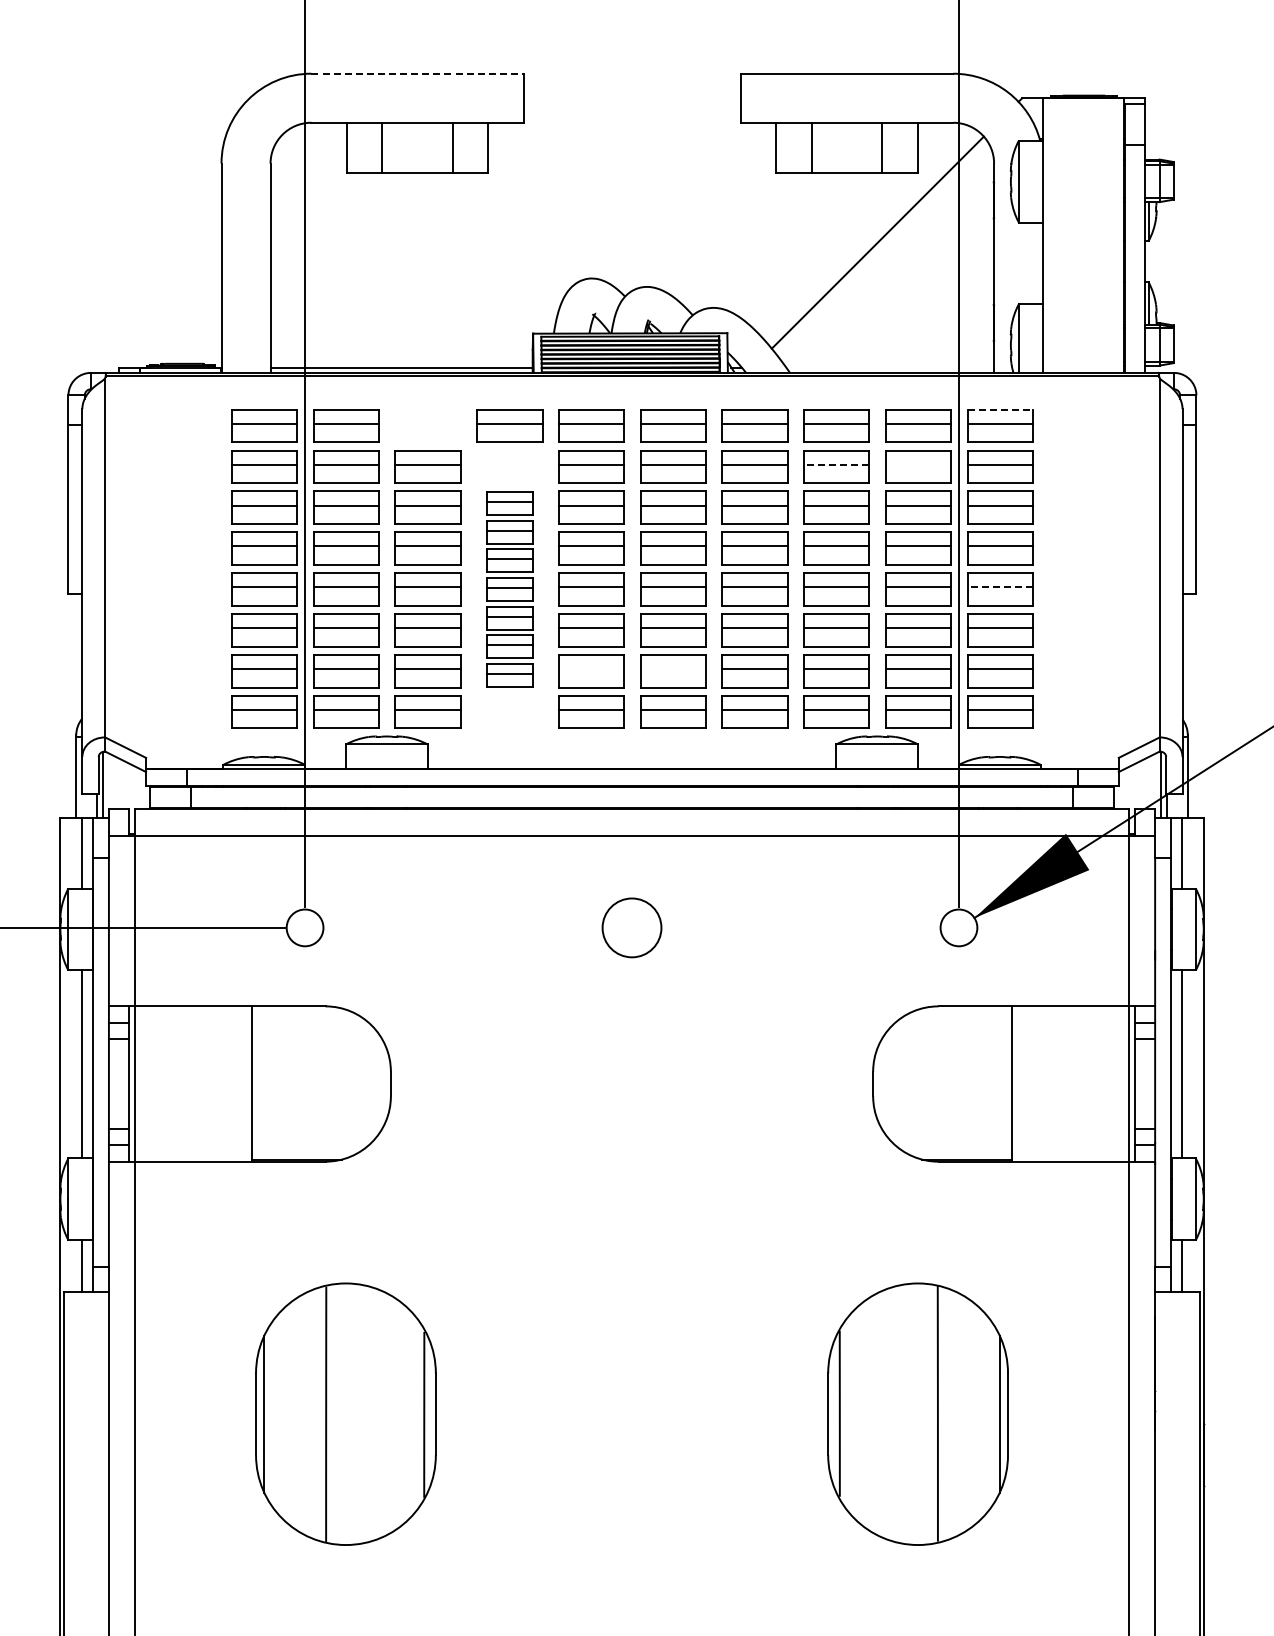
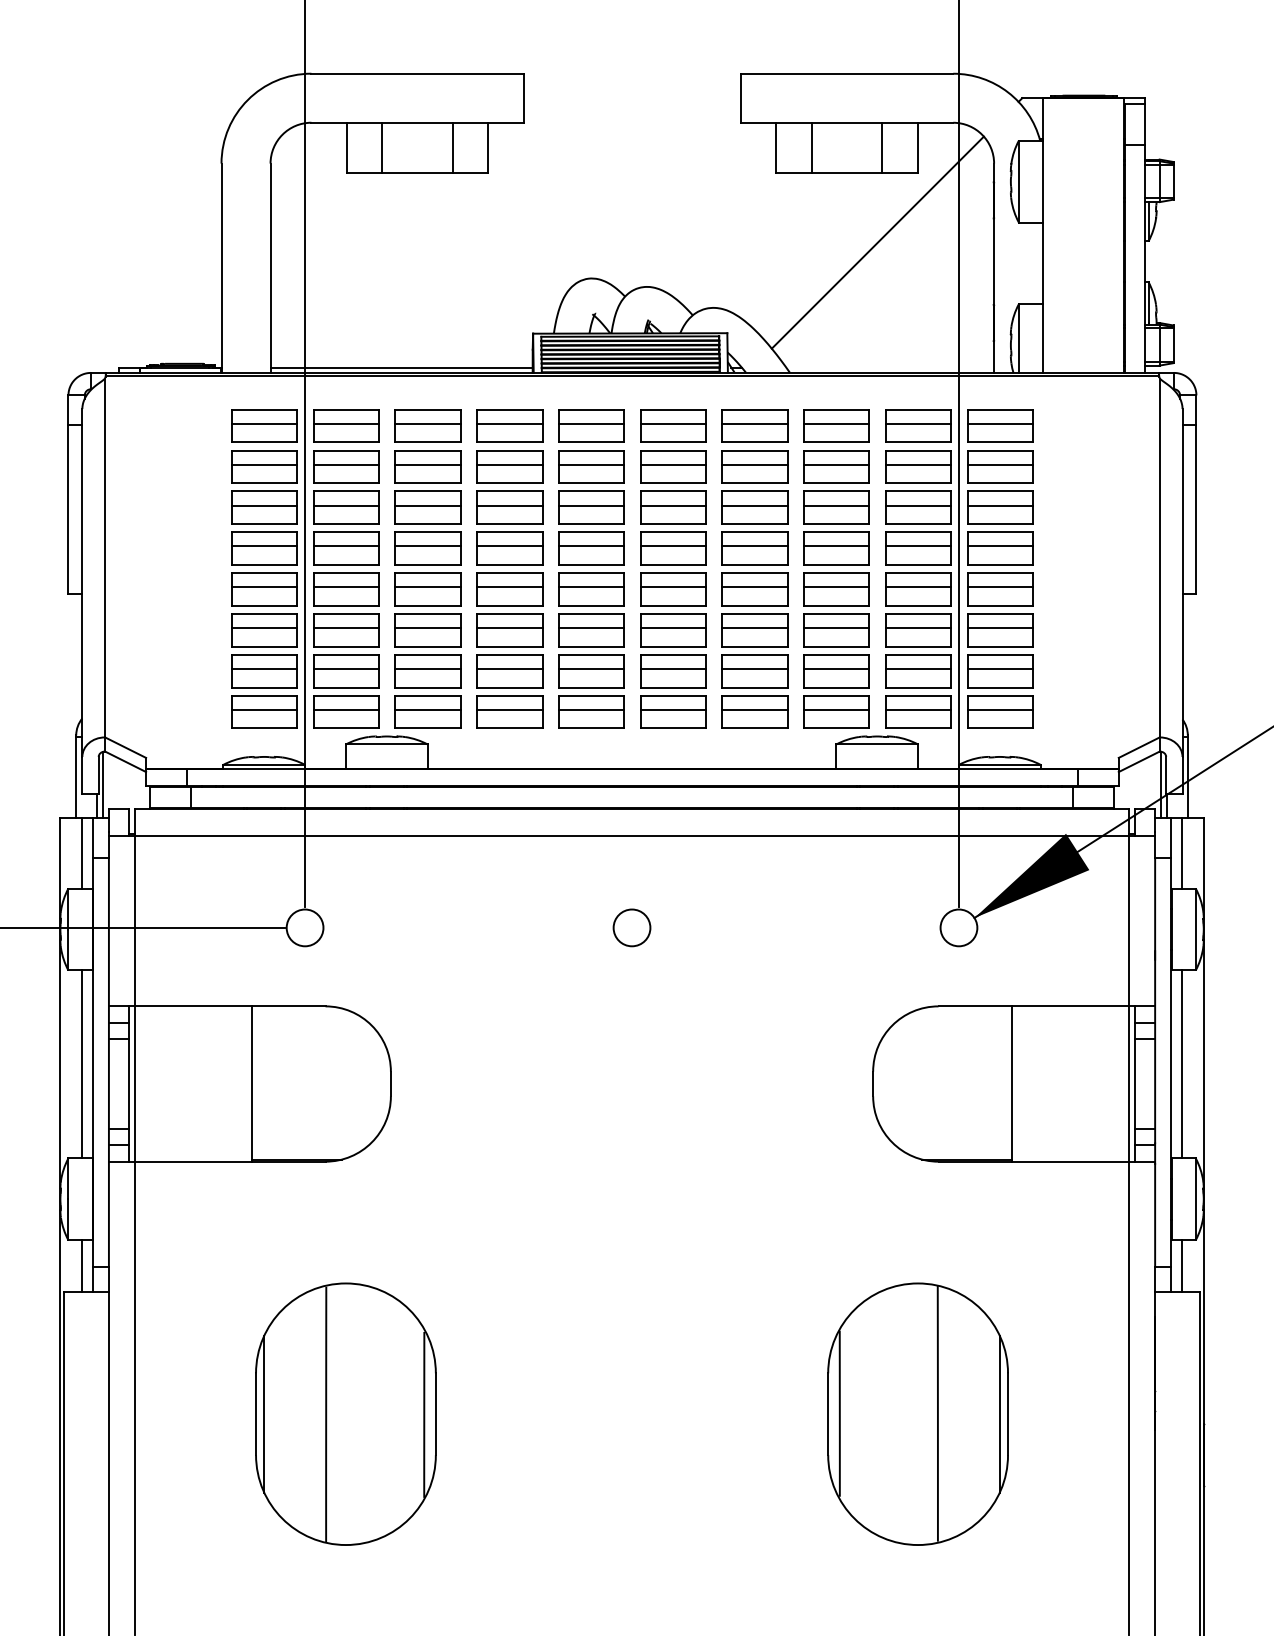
line: dashed -> solid (418, 73)
line: dashed -> solid (1000, 409)
part: none -> present (427, 425)
line: dashed -> solid (836, 464)
line: none -> present (918, 464)
line: dashed -> solid (1000, 587)
part size: 48x197 px -> 68x279 px (509, 589)
line: none -> present (591, 669)
line: none -> present (673, 669)
circle diameter: 59 px -> 37 px (631, 927)
